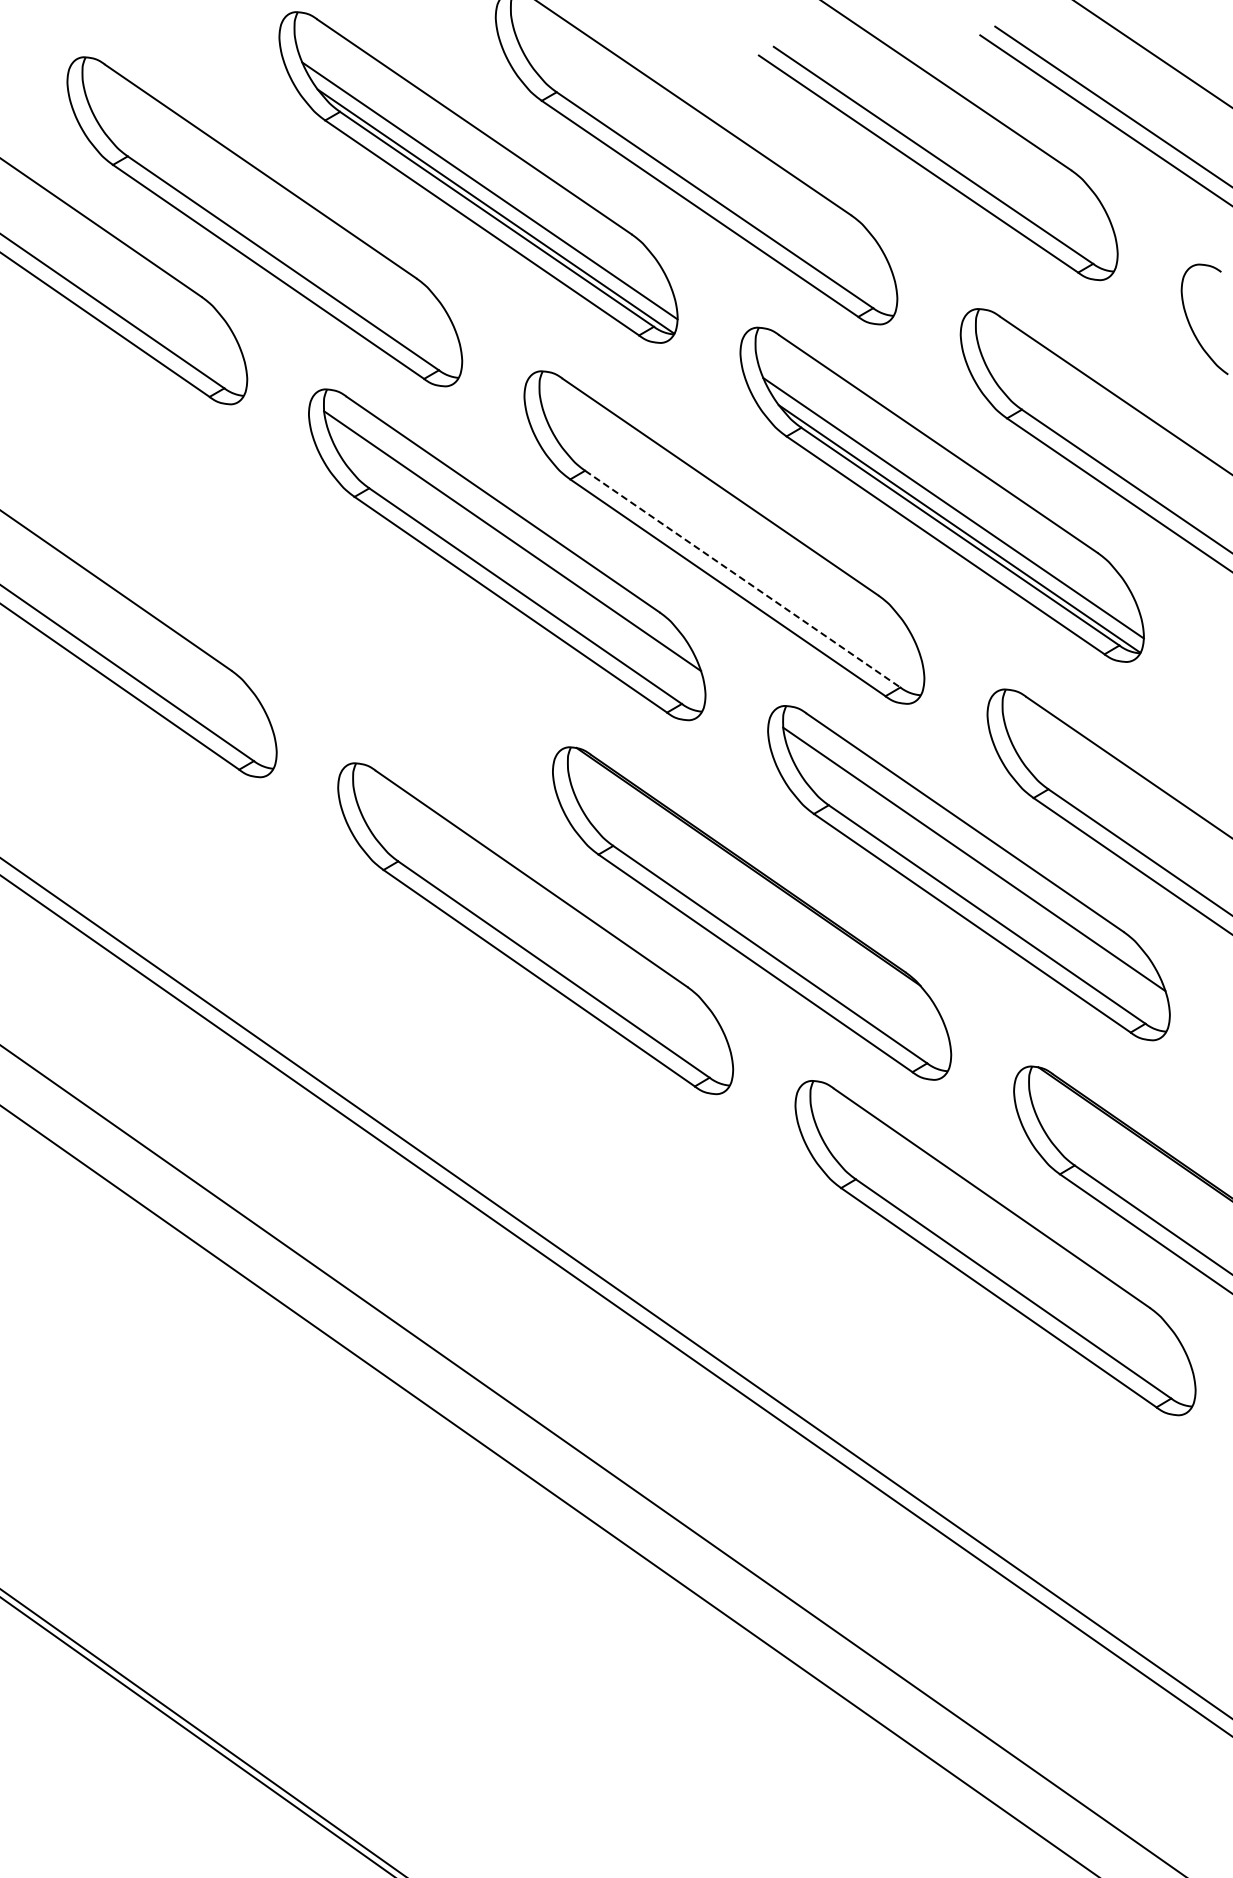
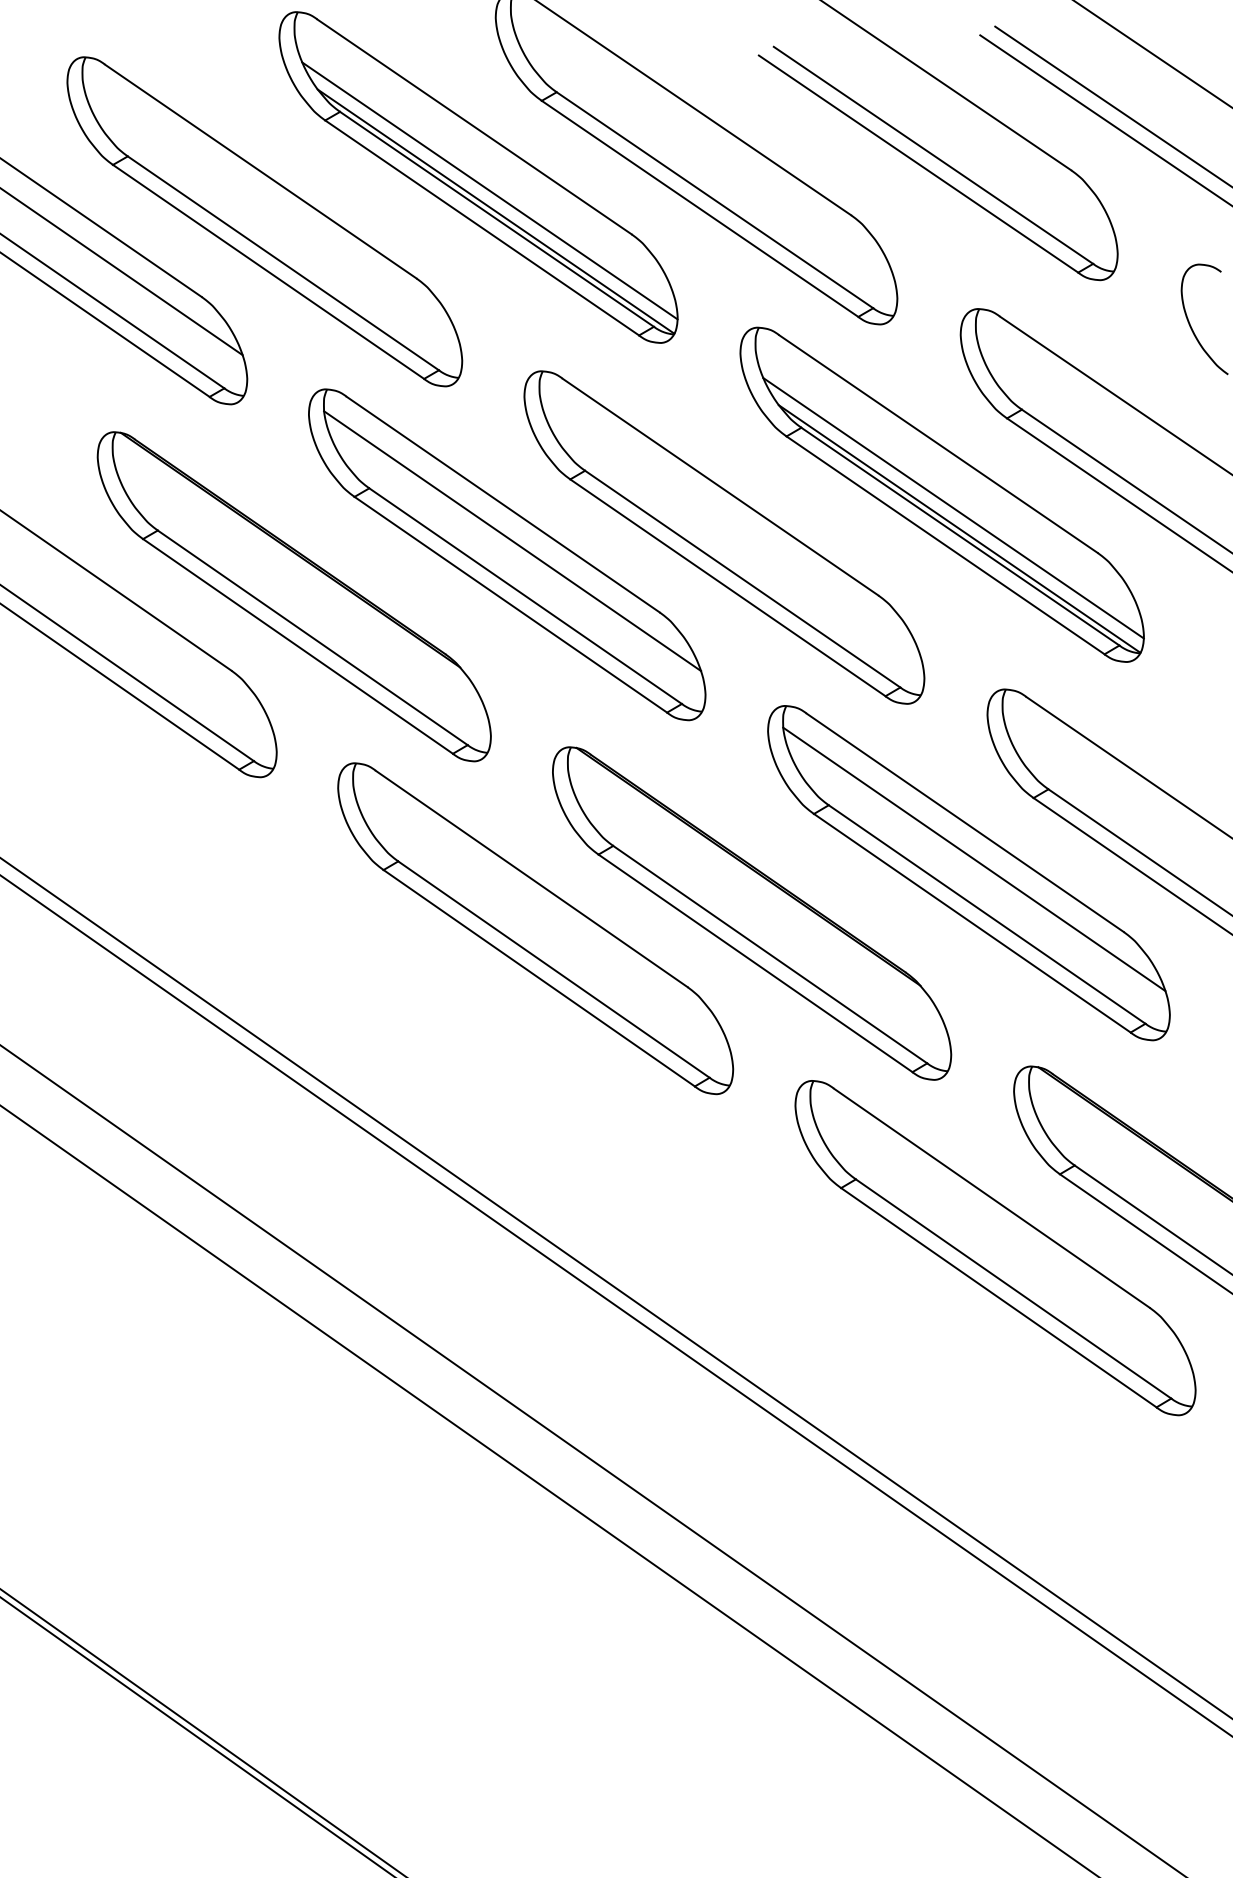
line: none -> present (122, 272)
line: dashed -> solid (743, 579)
part: none -> present (293, 596)
